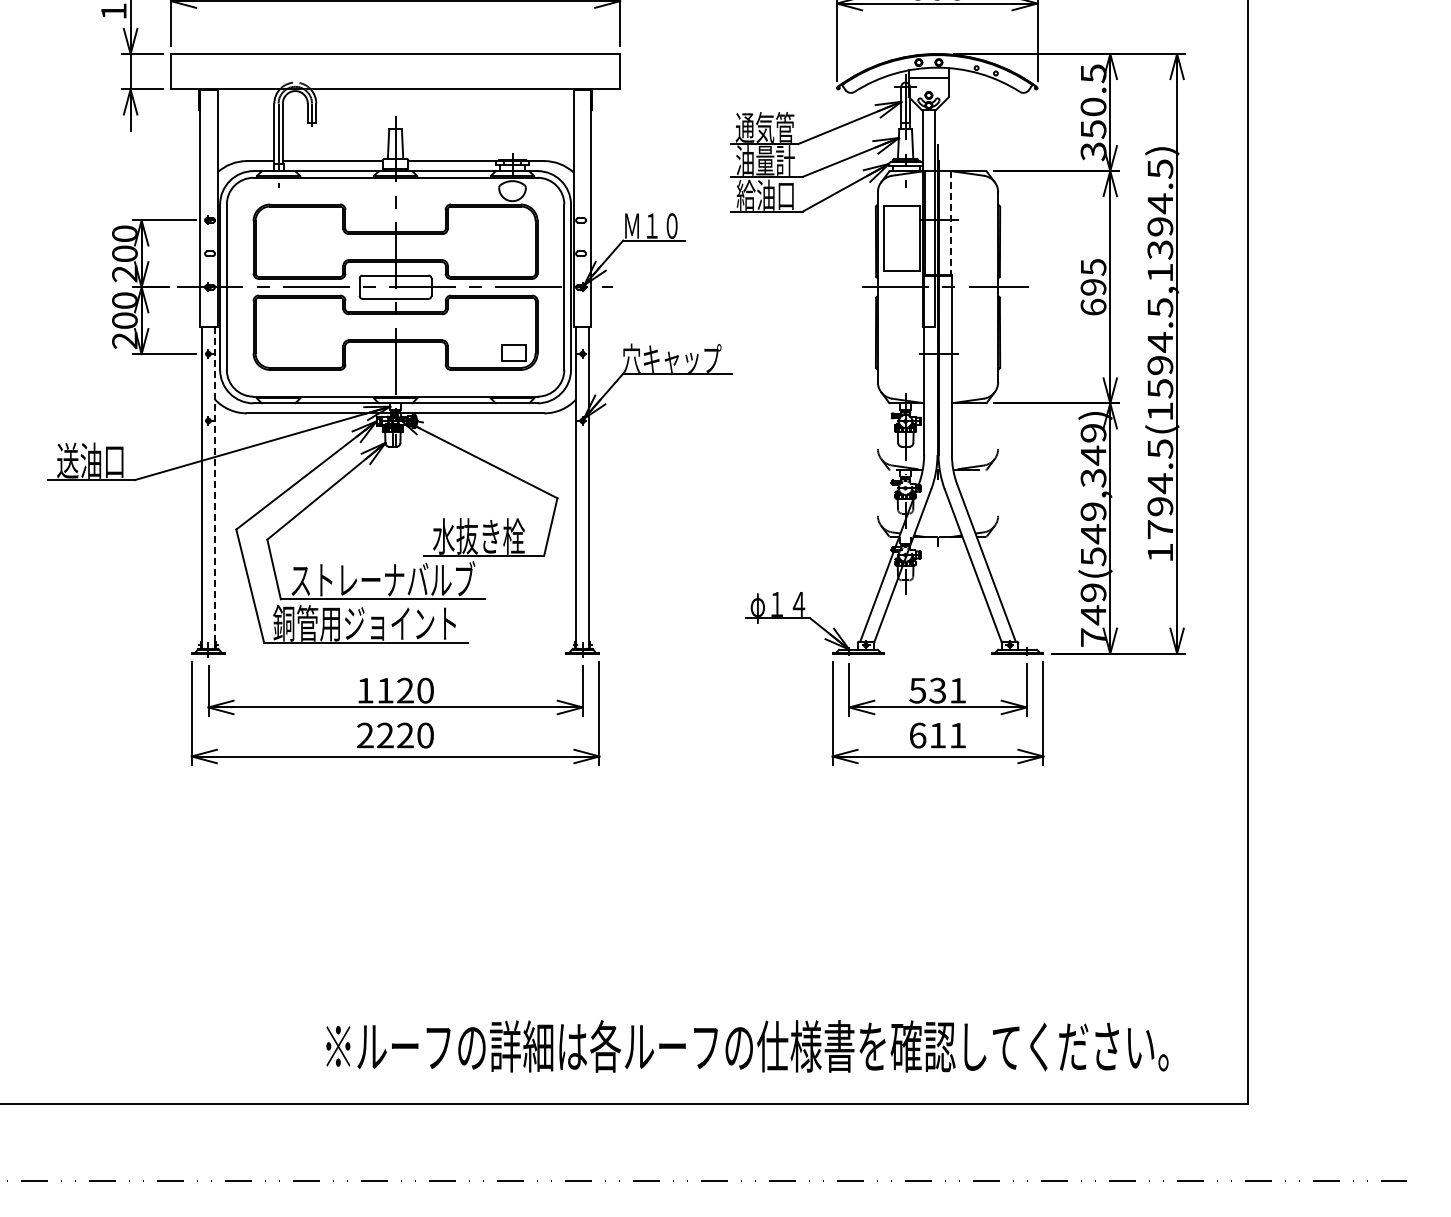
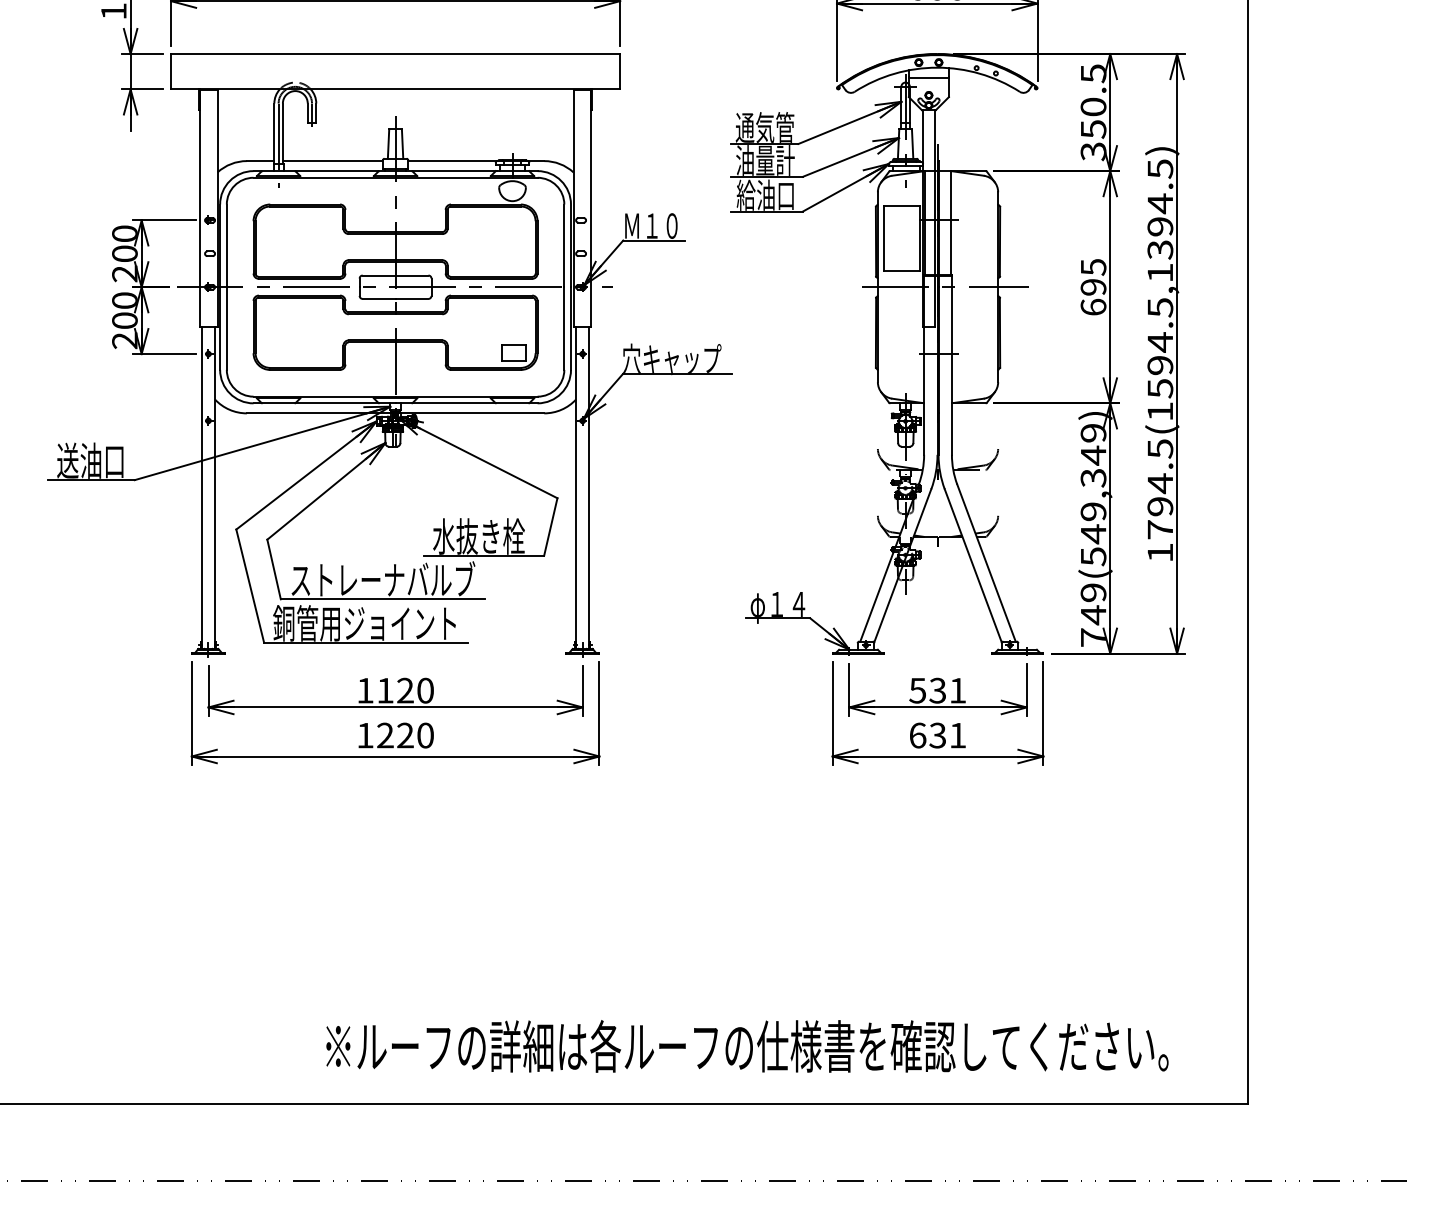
line: dashed -> solid (951, 223)
line: dashed -> solid (215, 488)
text: 2220 -> 1220 (365, 735)
text: 611 -> 631 (937, 735)
